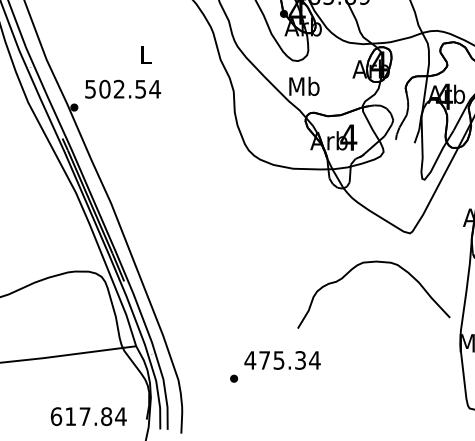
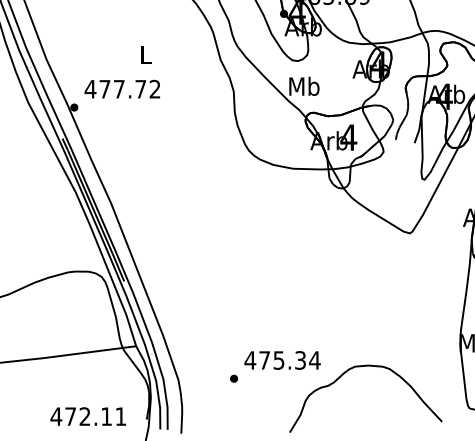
text: 502.54 -> 477.72 (122, 88)
curve position: (368, 263) -> (360, 367) (360, 367)
text: 617.84 -> 472.11 (88, 416)
